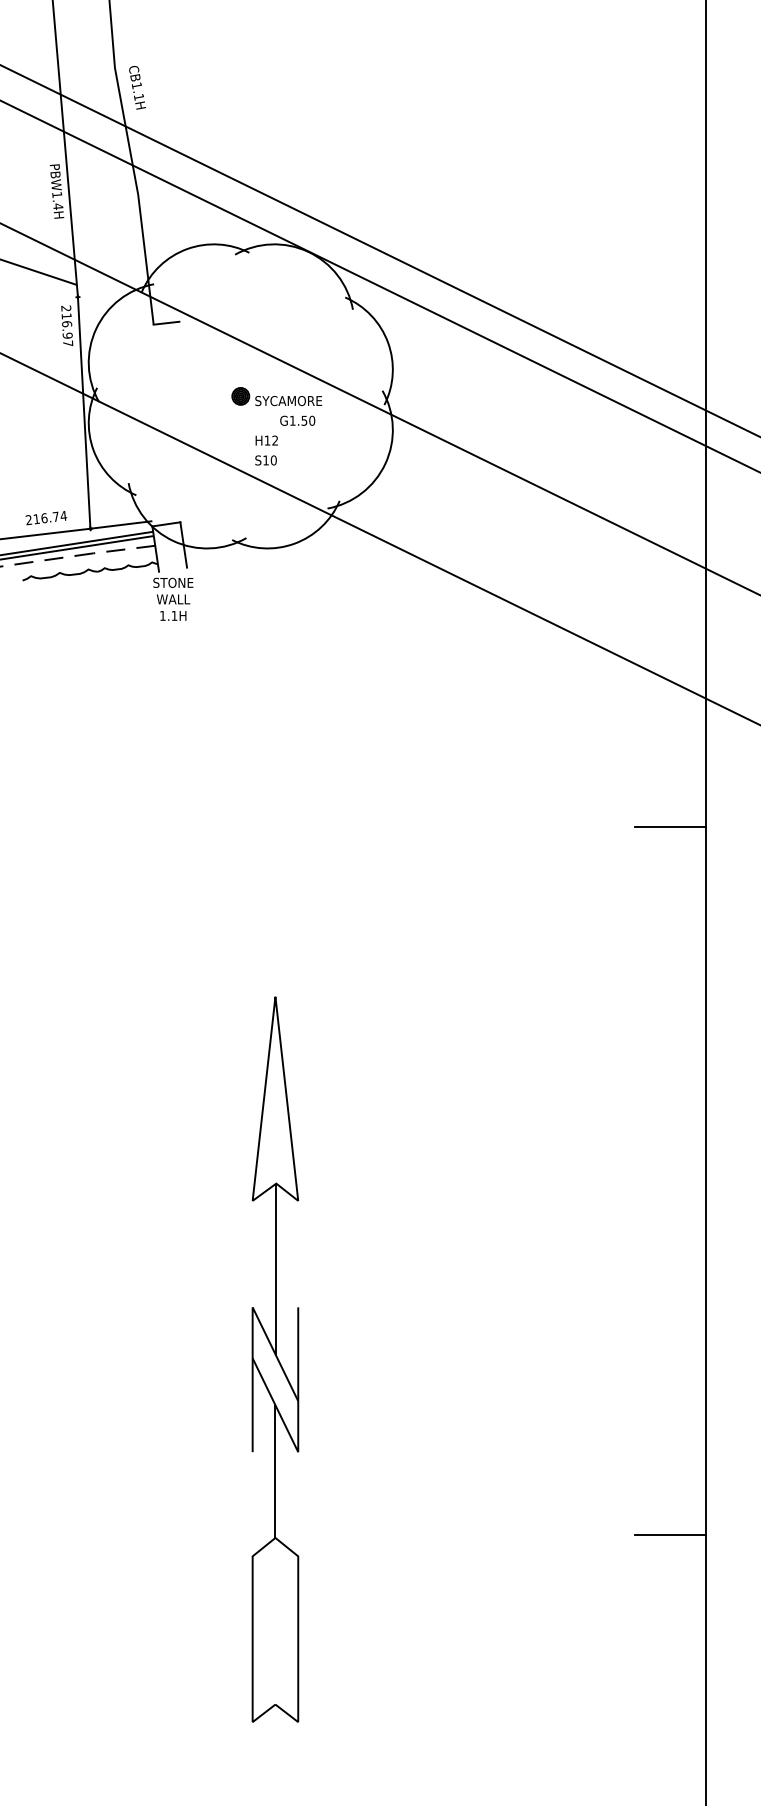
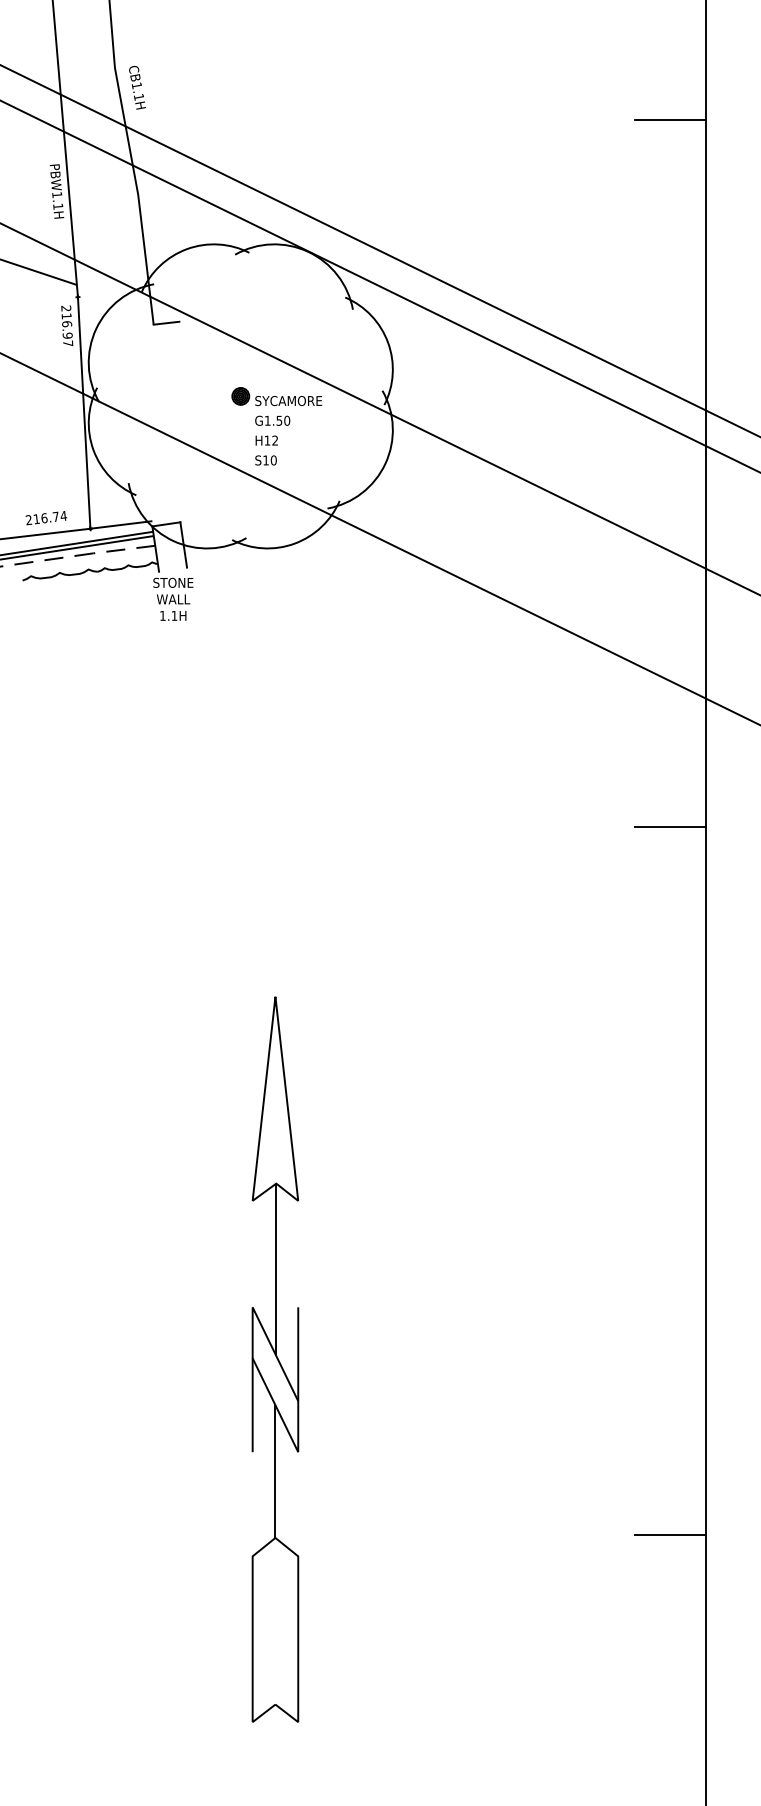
line: none -> present (670, 119)
text: PBW1.4H -> PBW1.1H (58, 206)
text position: (297, 420) -> (272, 420) (272, 420)
